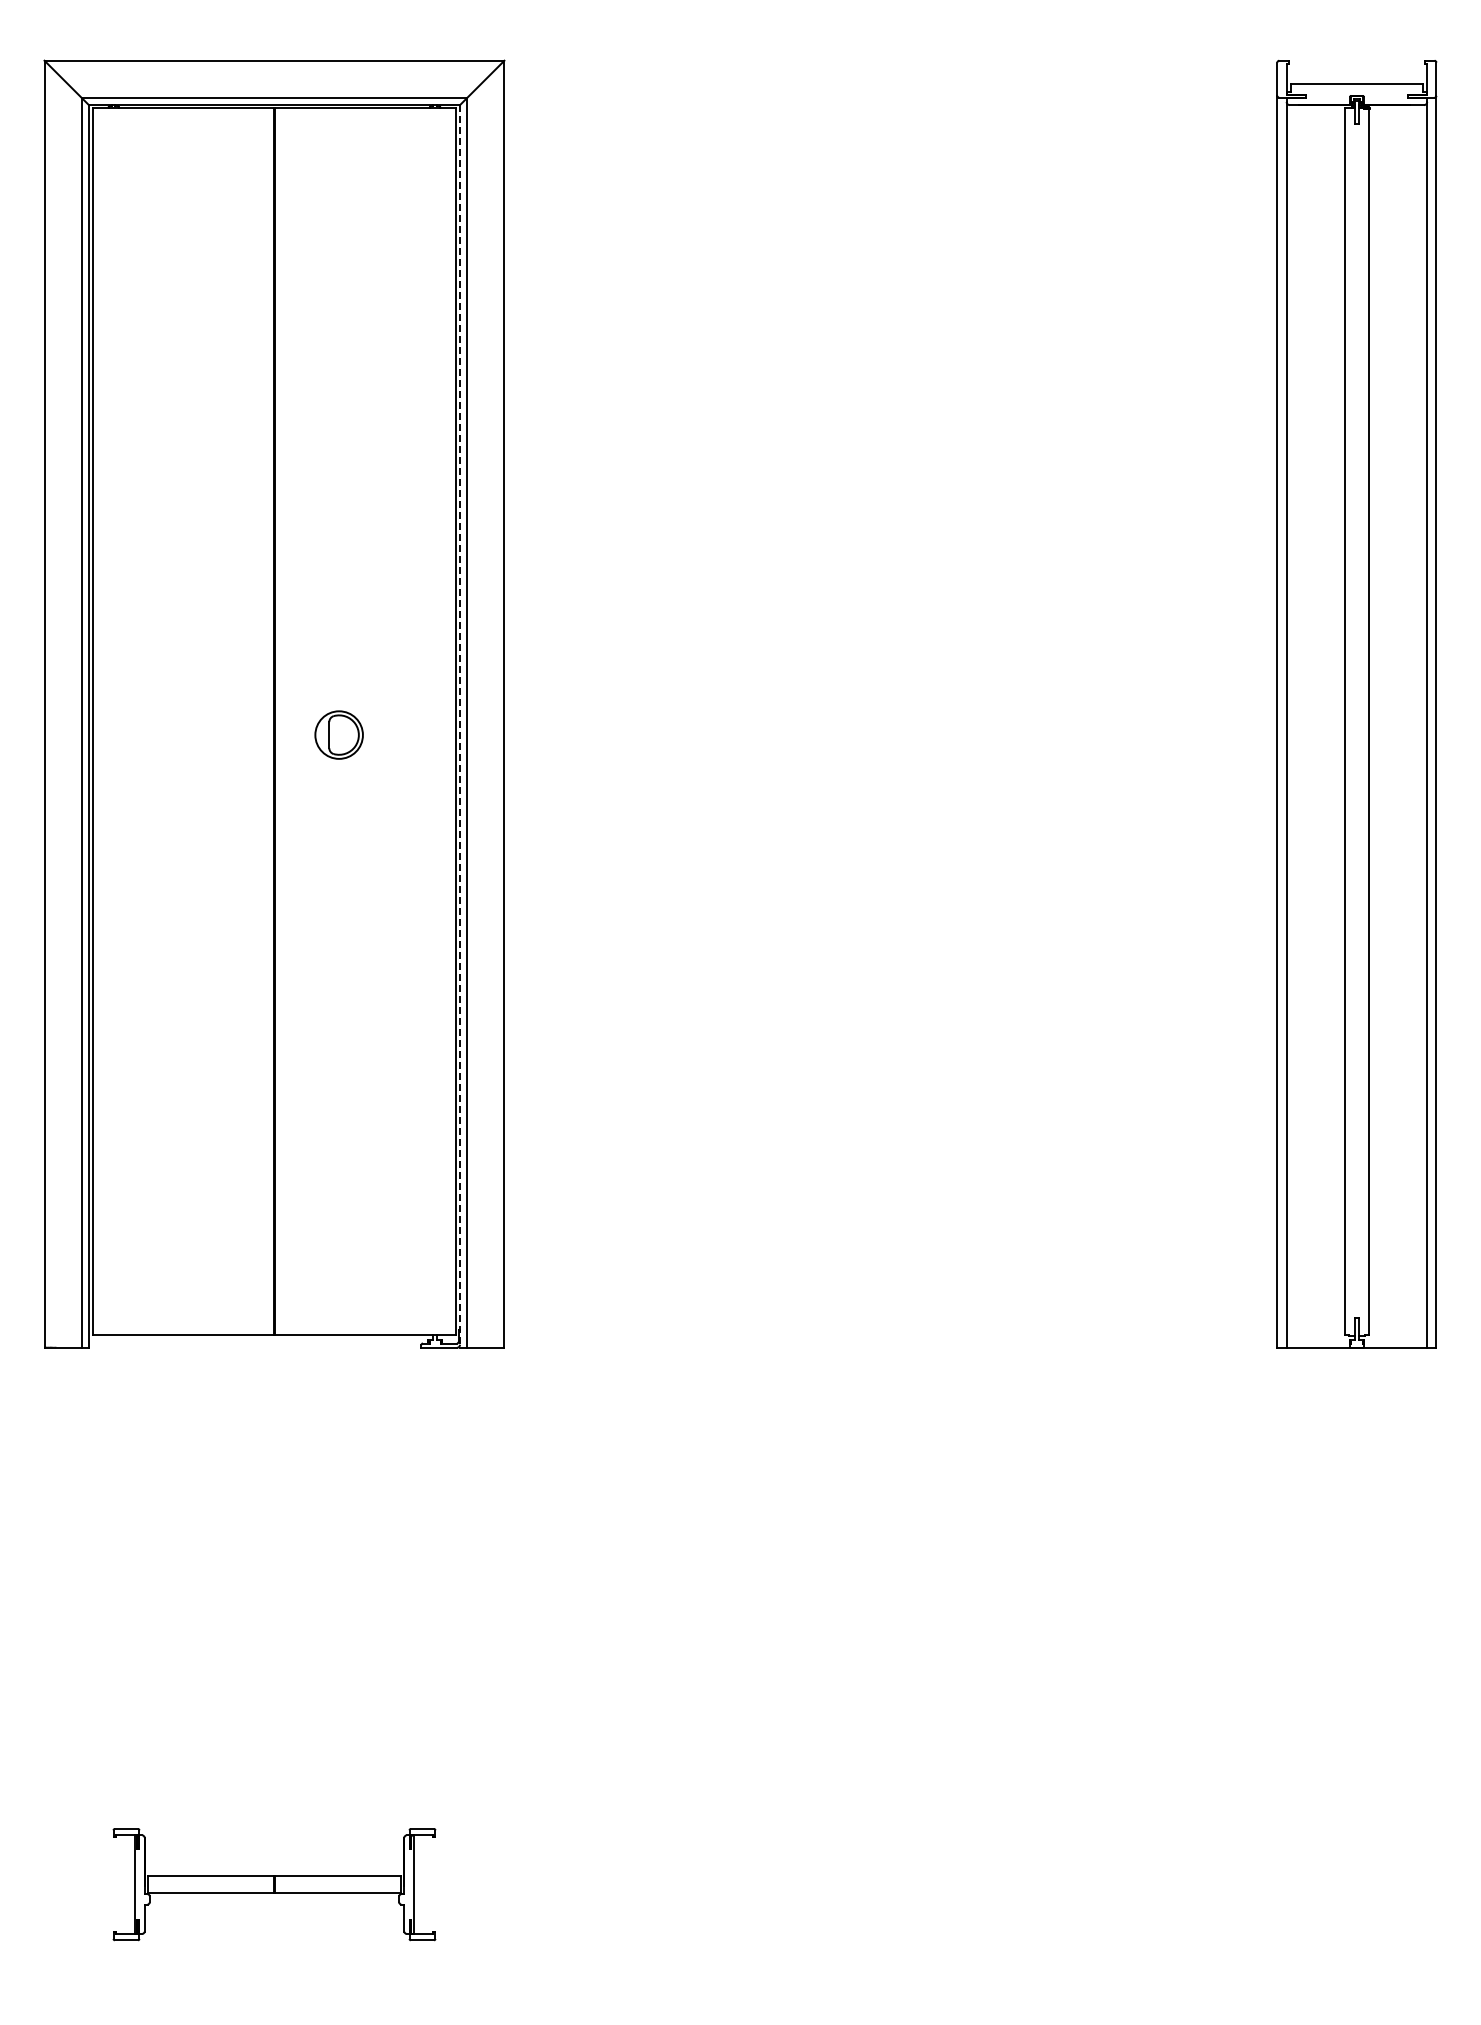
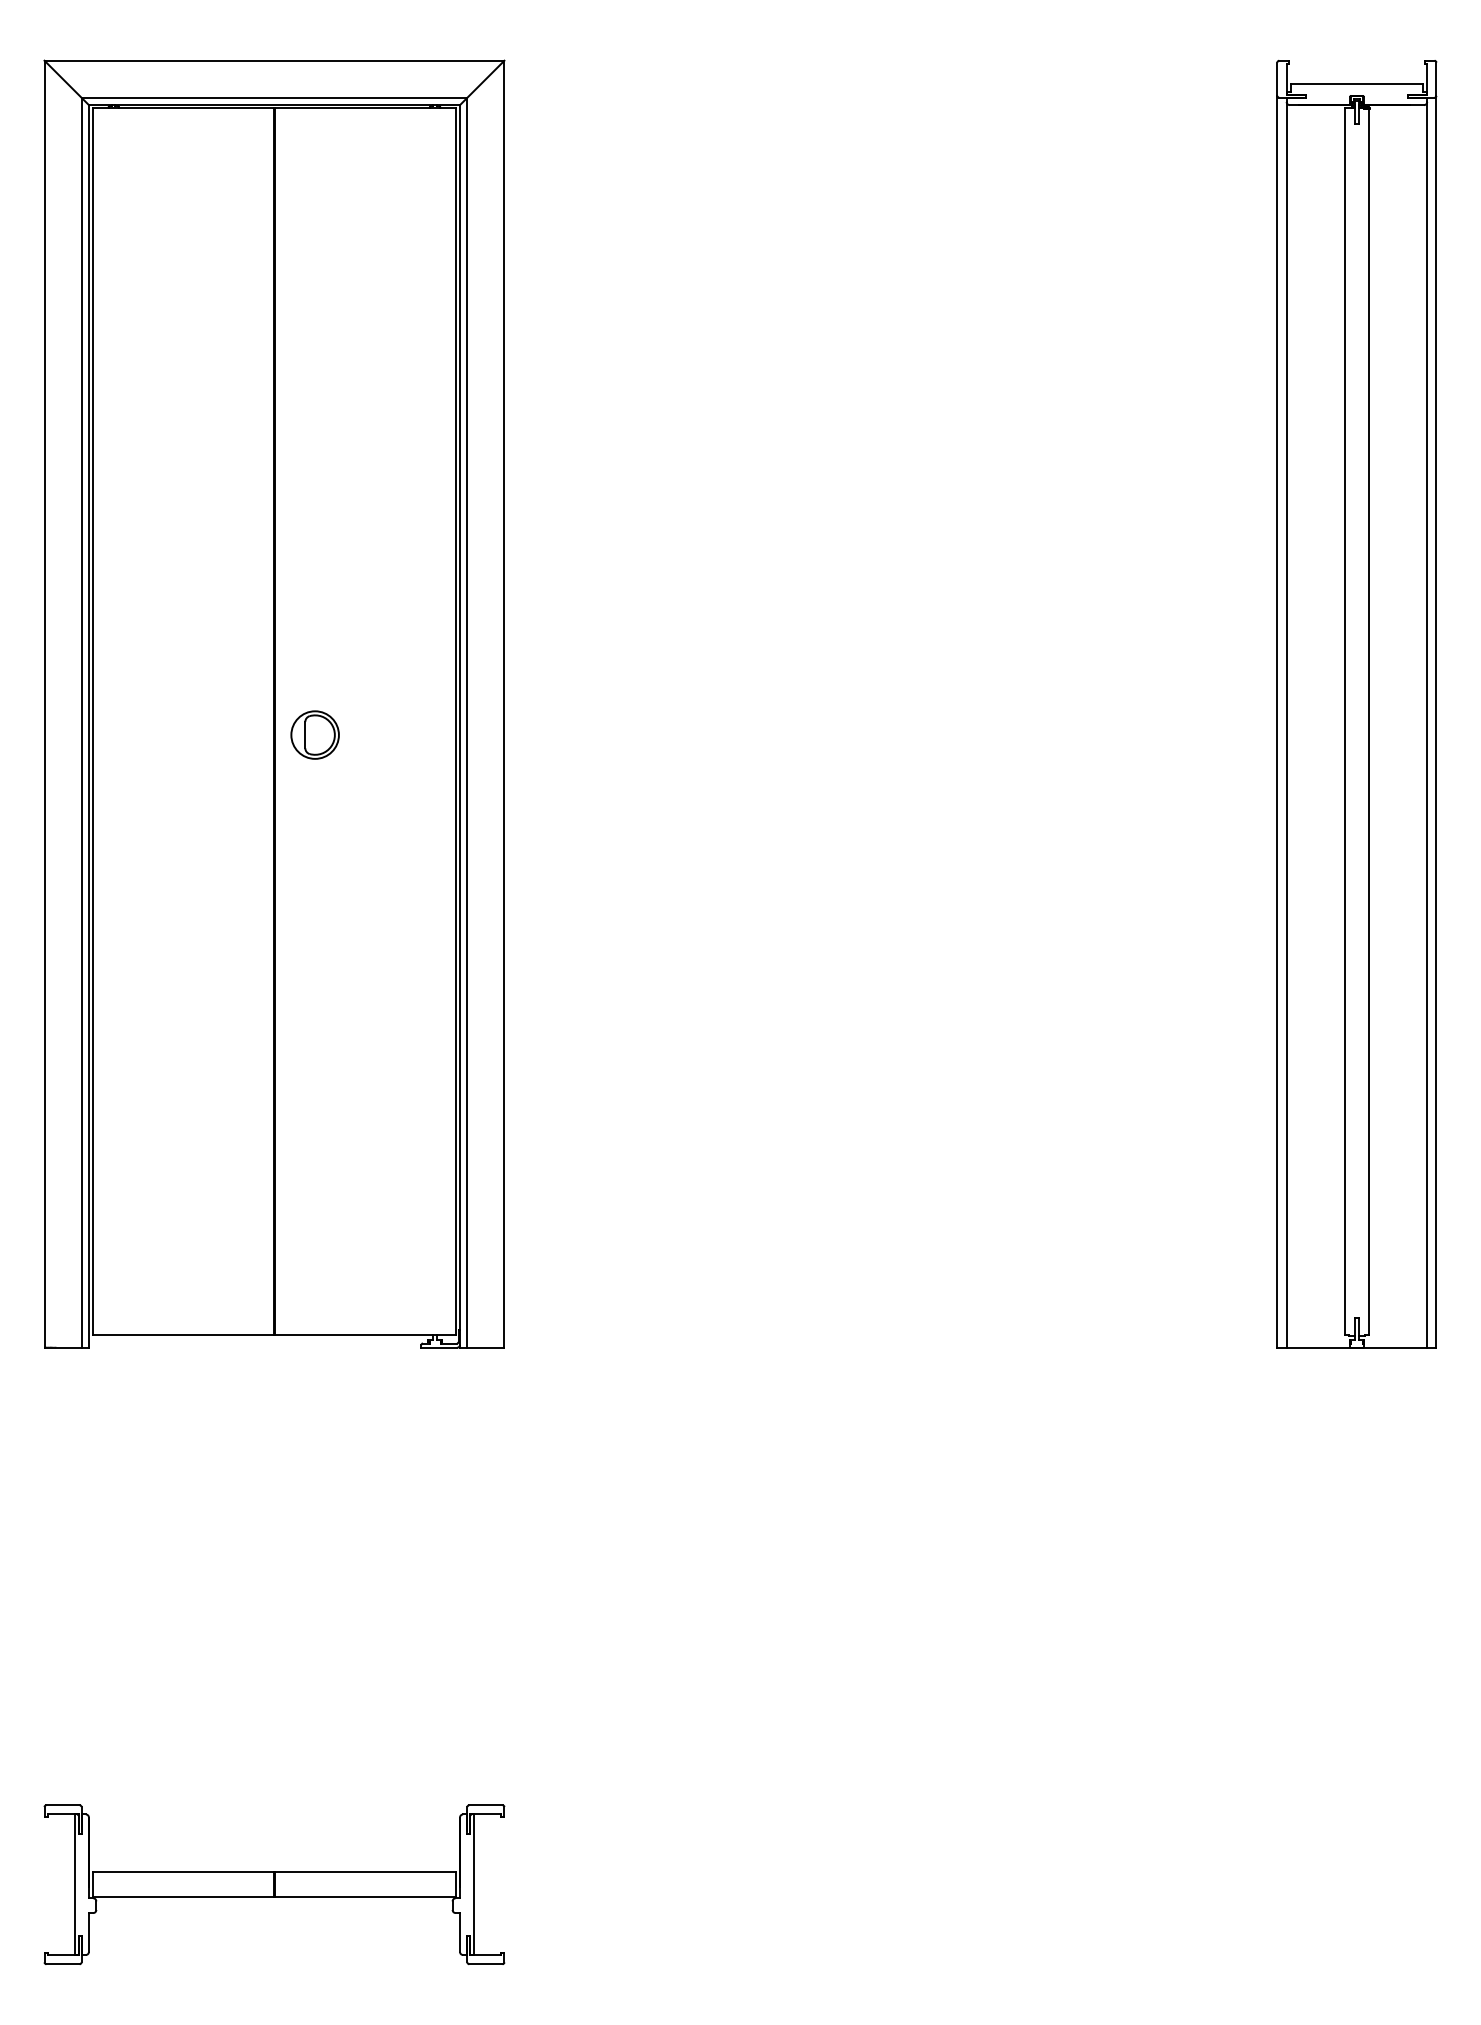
line: dashed -> solid (460, 726)
part position: (338, 734) -> (314, 734) (314, 734)
part size: 325x114 px -> 463x161 px (274, 1884)
